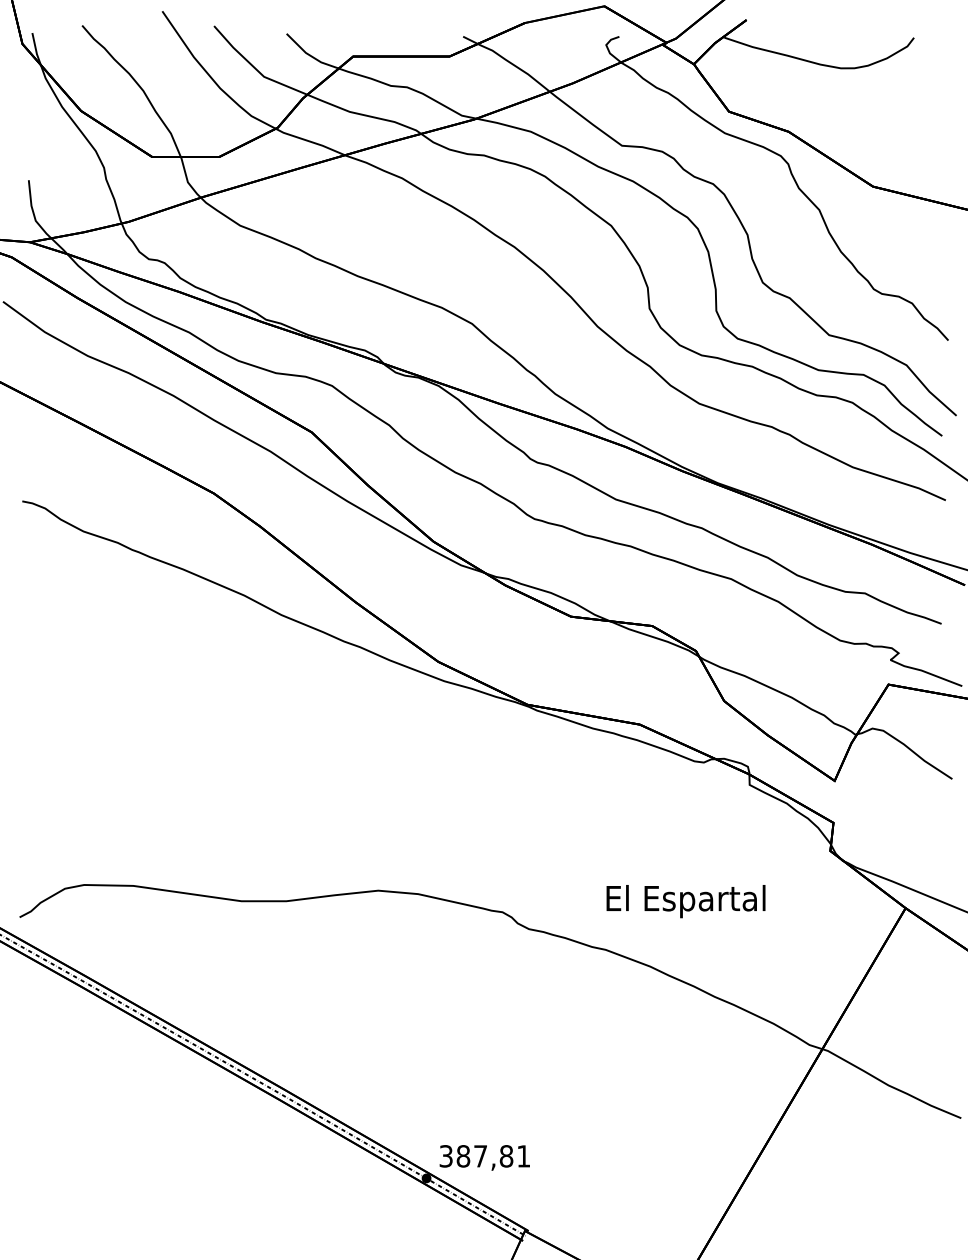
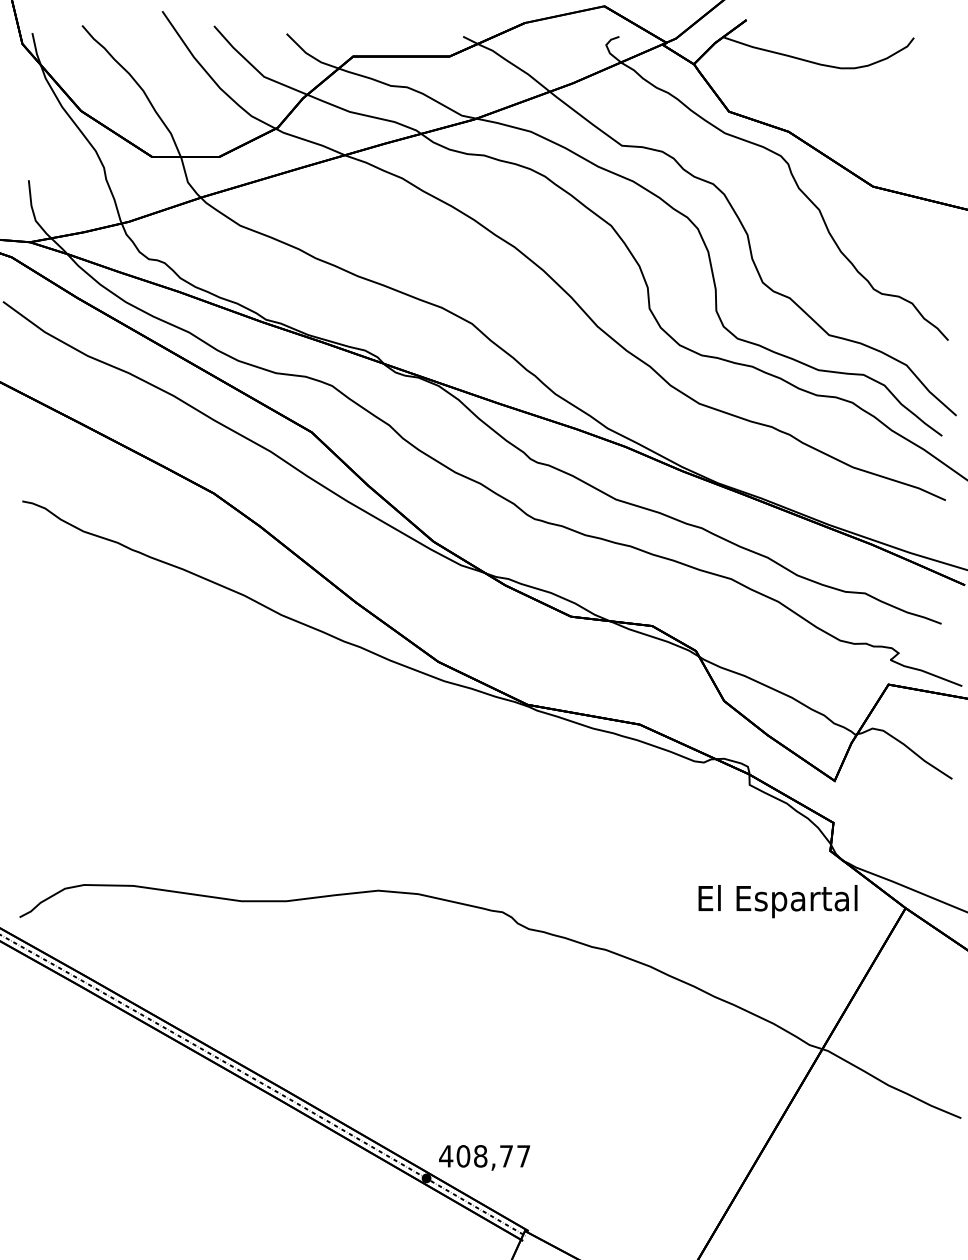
text position: (685, 901) -> (777, 901) (777, 901)
text: 387,81 -> 408,77 (484, 1156)
